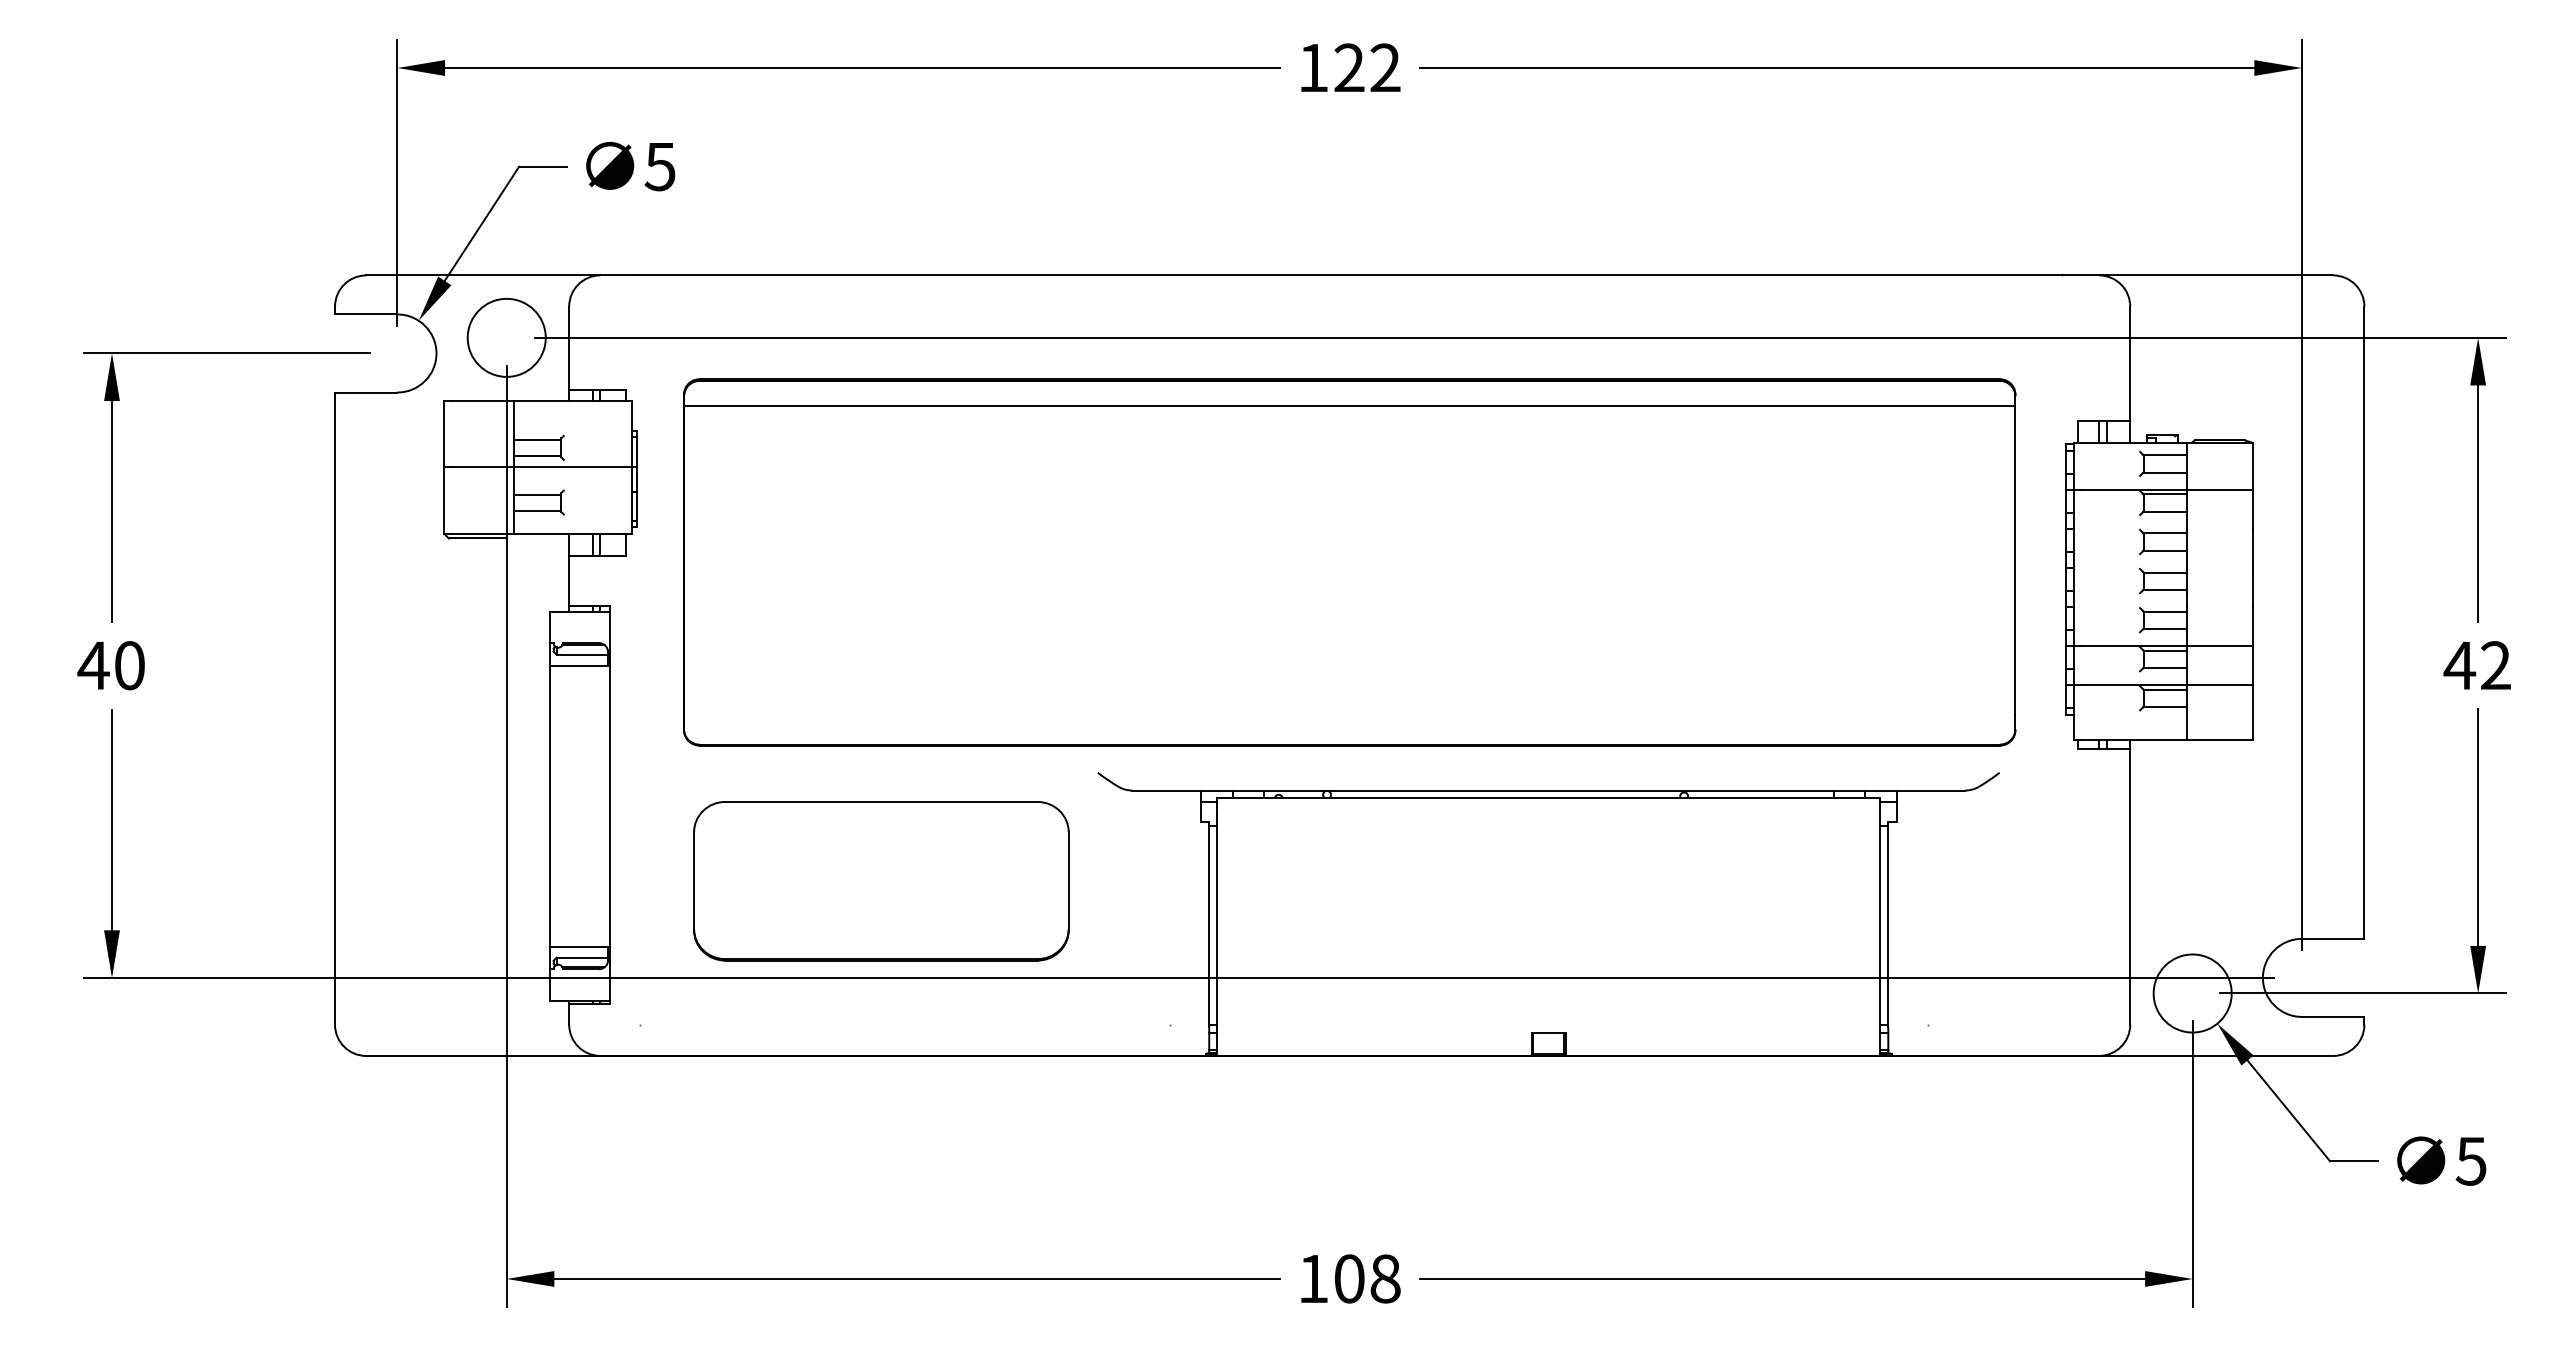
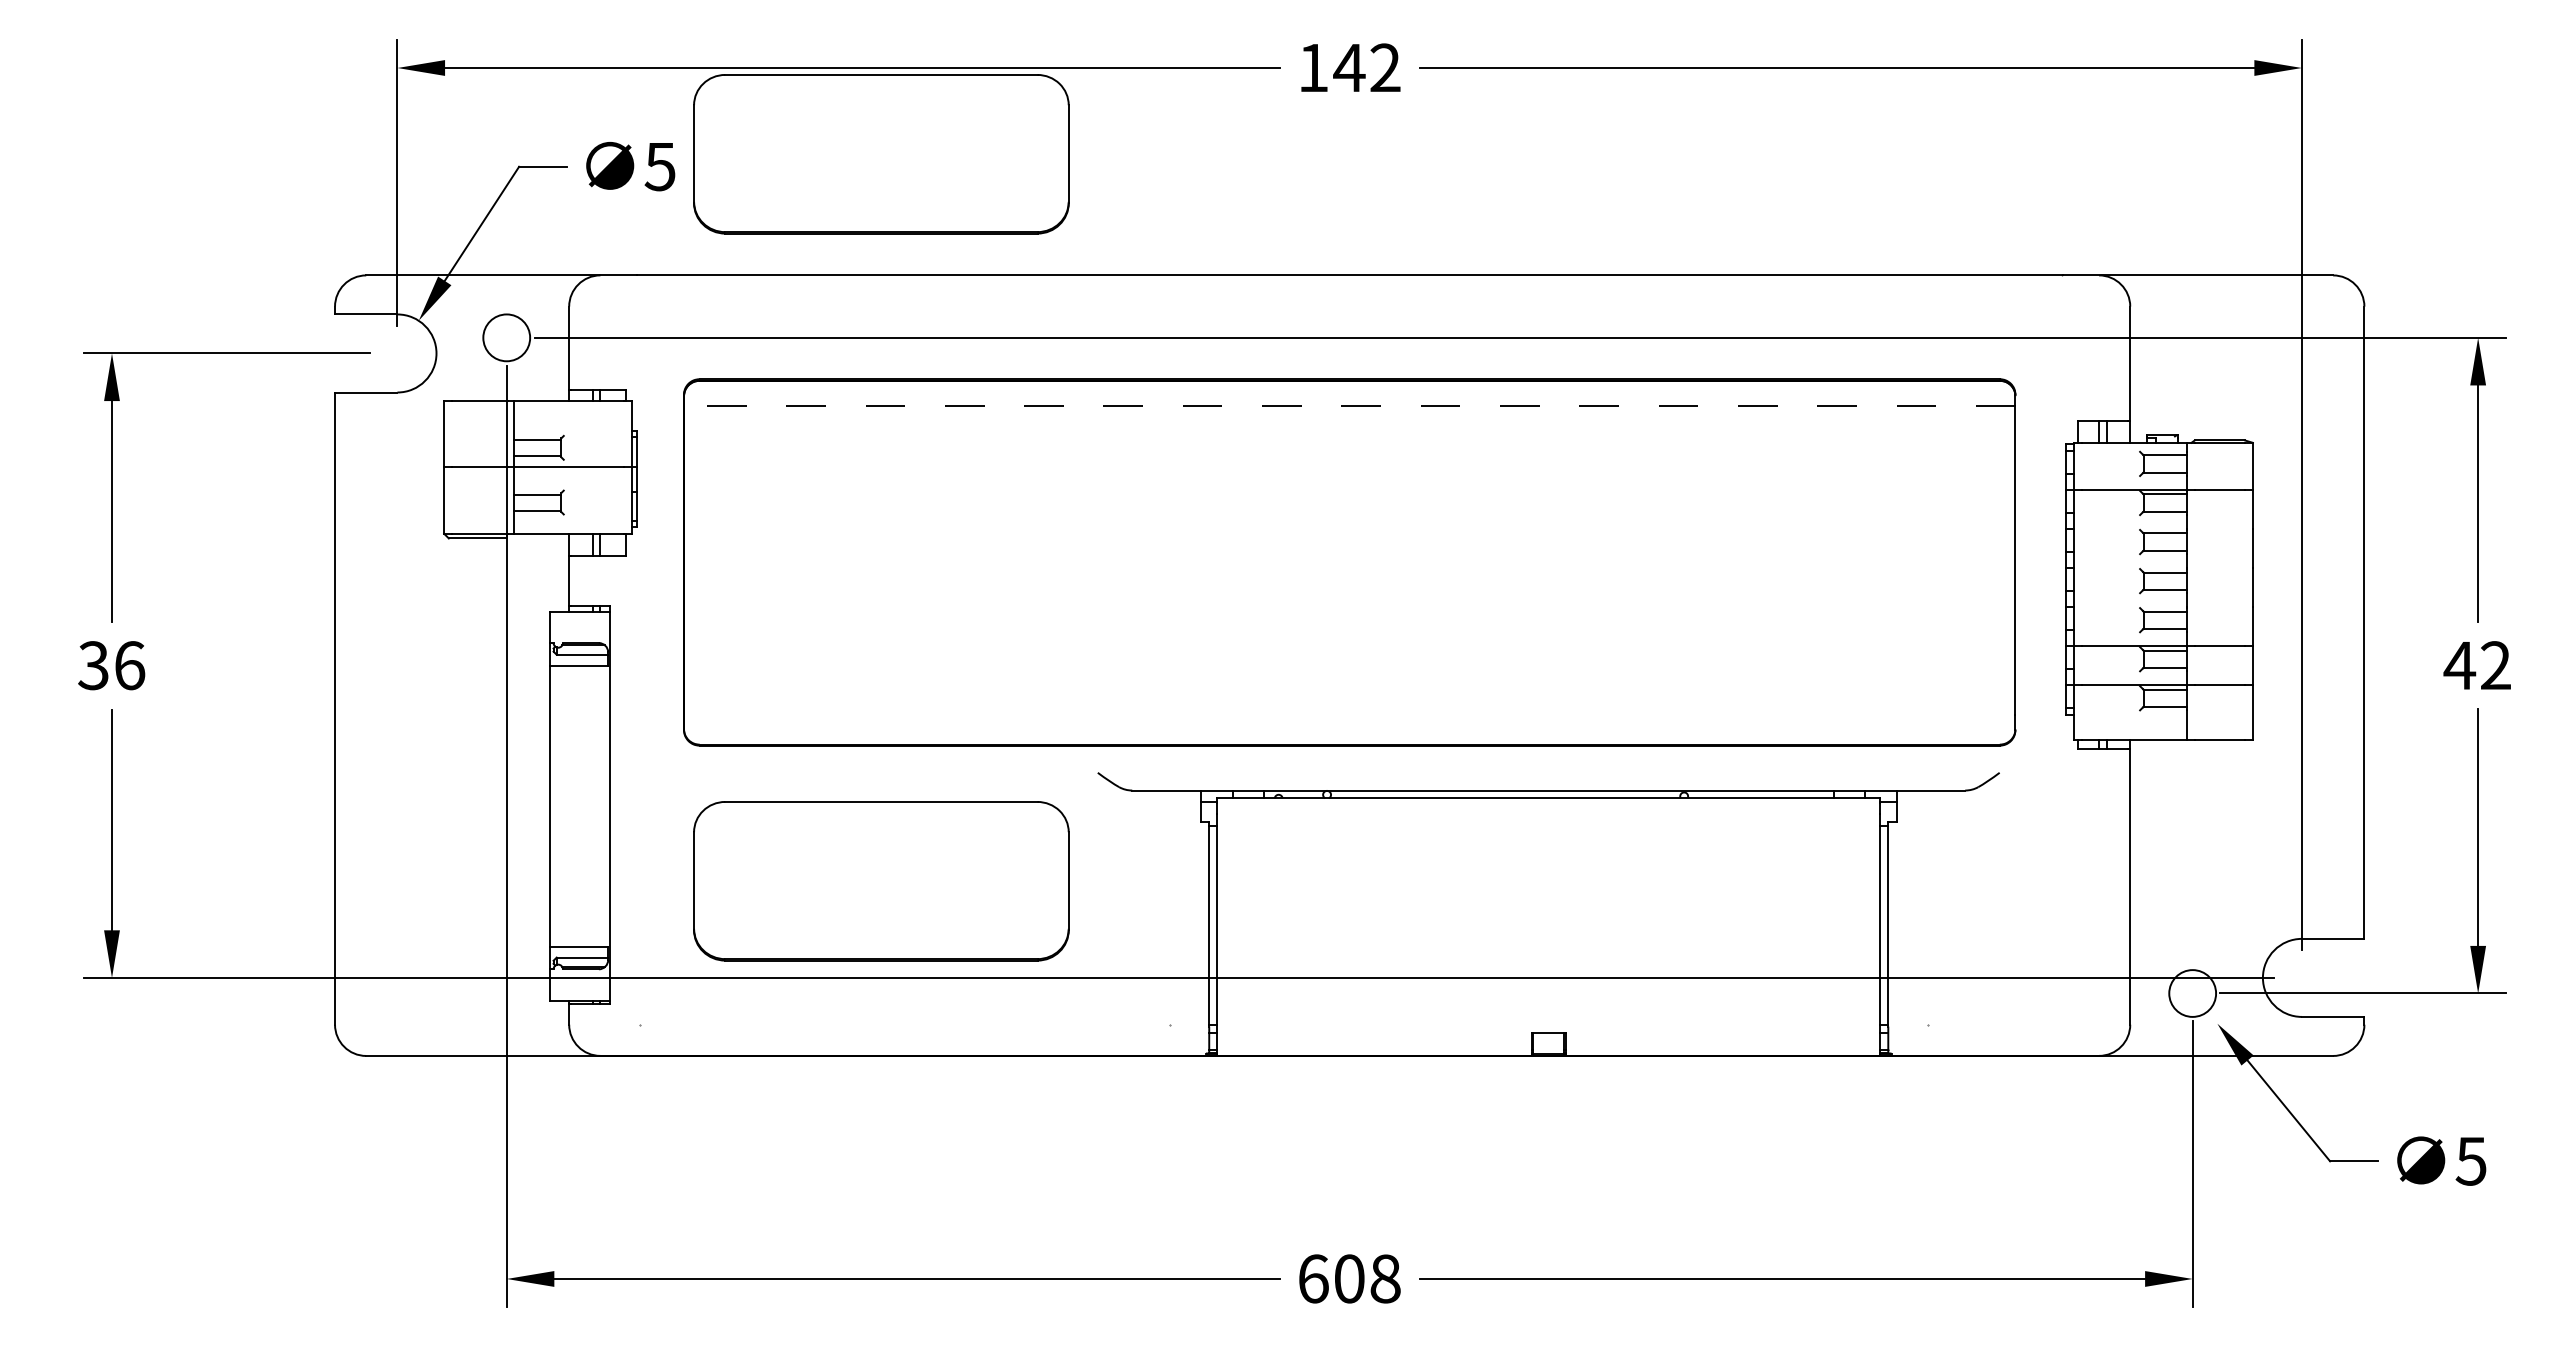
text: 122 -> 142 (1349, 67)
part: none -> present (881, 154)
circle diameter: 78 px -> 47 px (506, 337)
line: solid -> dashed (1349, 406)
text: 40 -> 36 (111, 665)
circle diameter: 78 px -> 47 px (2192, 993)
text: 108 -> 608 (1313, 1278)
